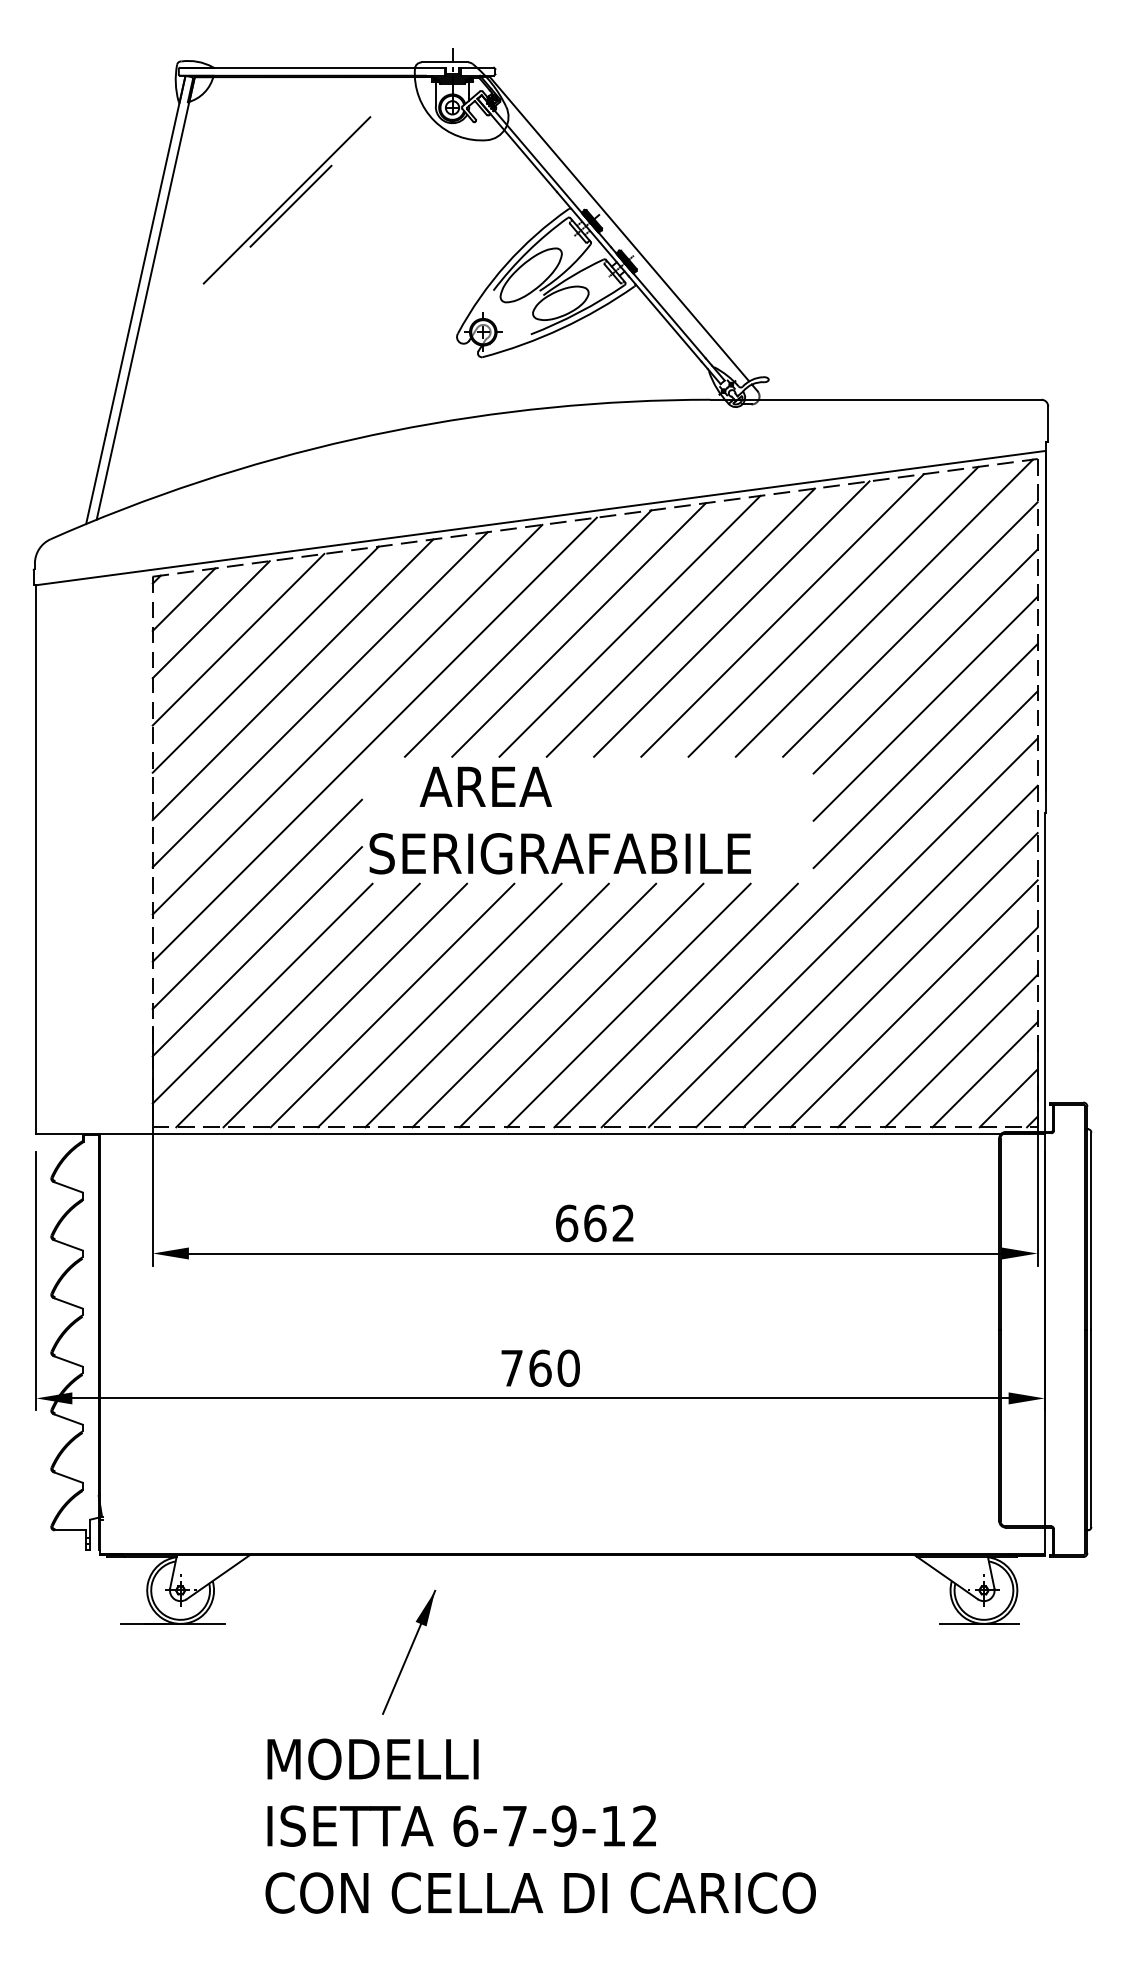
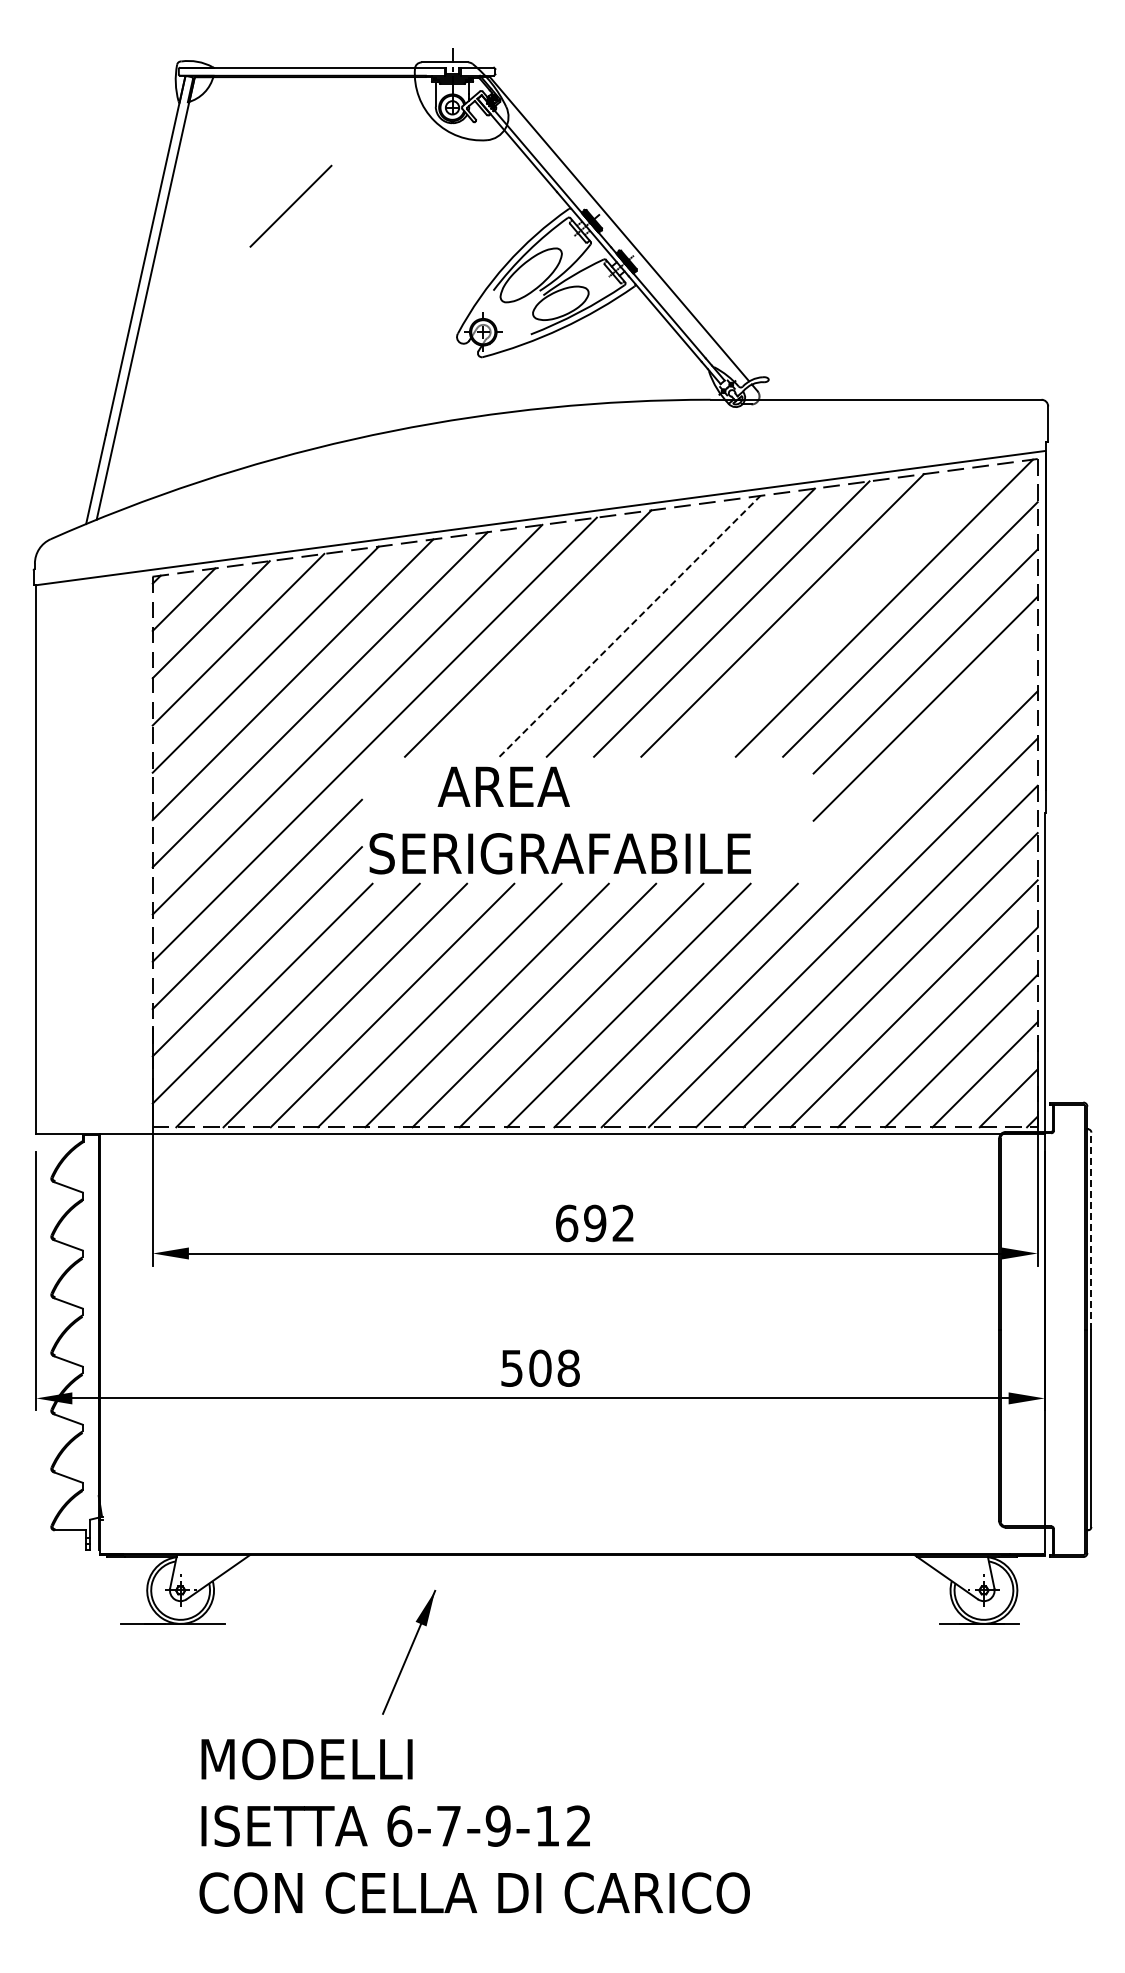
line: present -> none (286, 200)
line: present -> none (833, 611)
line: solid -> dashed (630, 626)
line: present -> none (578, 629)
line: present -> none (925, 756)
text position: (485, 786) -> (503, 786) (503, 786)
text: 662 -> 692 (595, 1223)
line: solid -> dashed (1091, 1231)
text: 760 -> 508 (540, 1367)
text position: (540, 1825) -> (474, 1825) (474, 1825)
